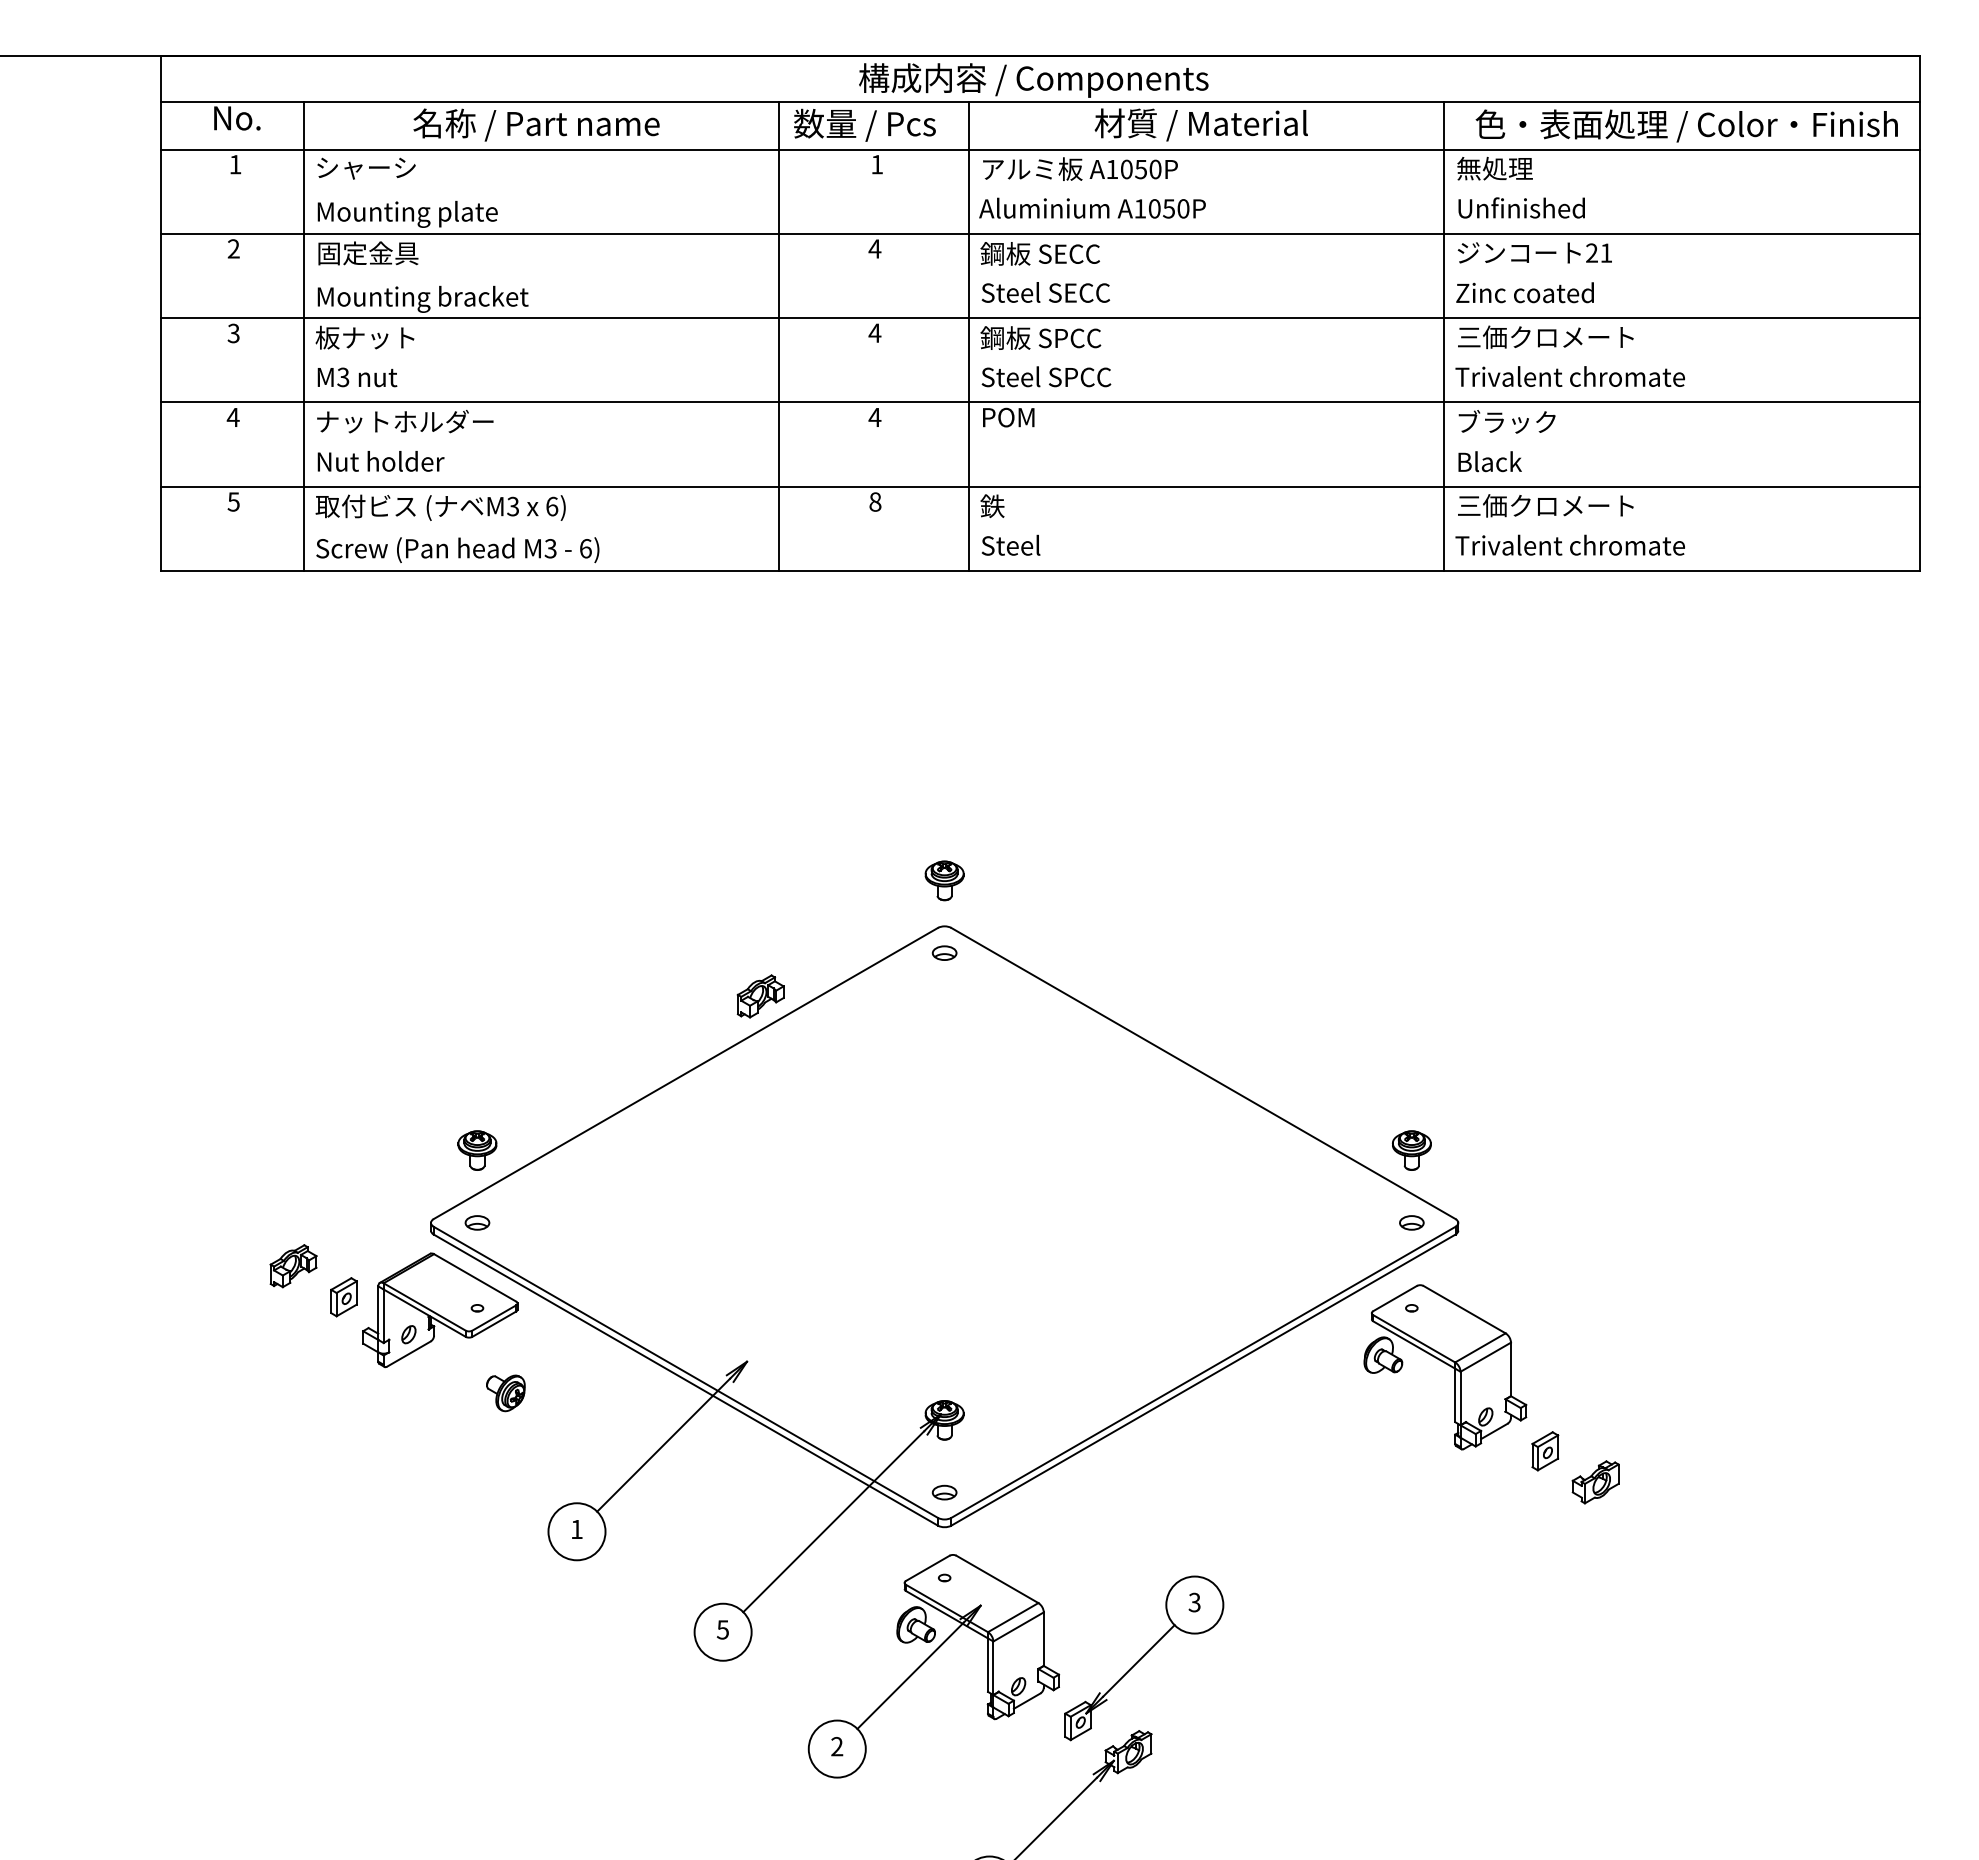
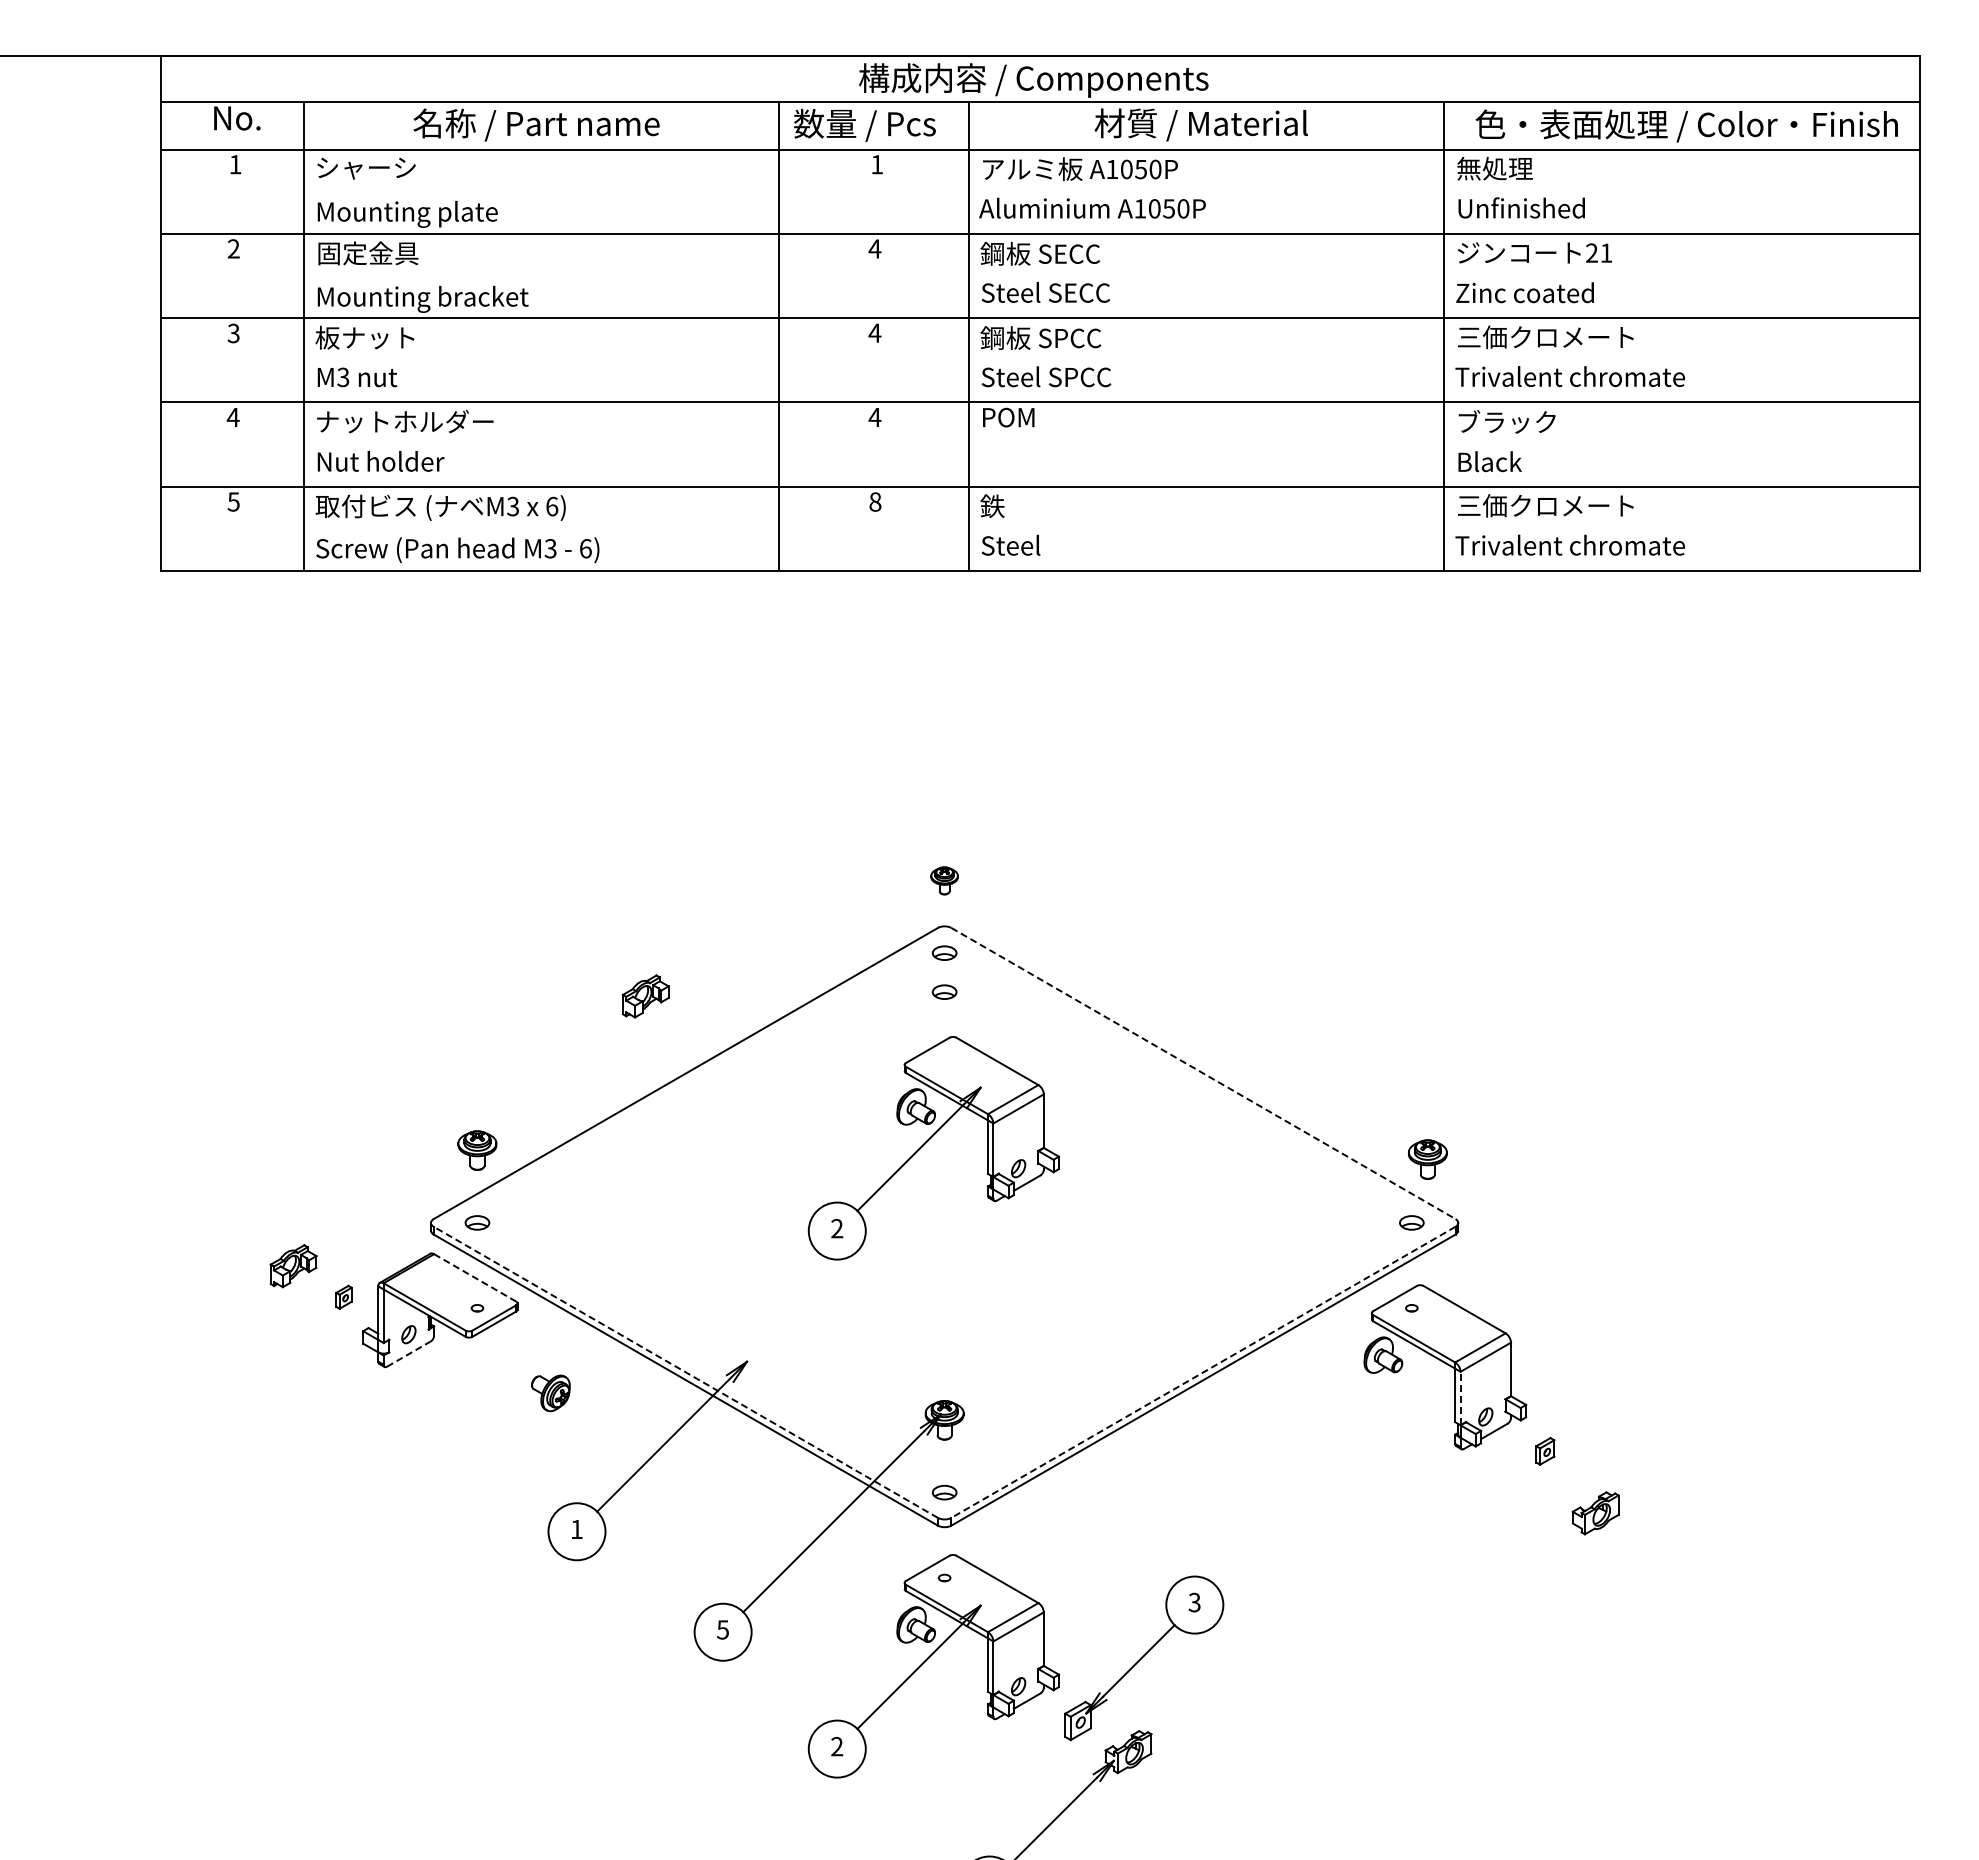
part size: 41x42 px -> 29x30 px (944, 880)
part: none -> present (944, 991)
part position: (760, 996) -> (645, 996) (645, 996)
line: solid -> dashed (1203, 1073)
part: none -> present (927, 1142)
part position: (1411, 1150) -> (1427, 1159) (1427, 1159)
line: solid -> dashed (475, 1278)
part size: 28x41 px -> 18x26 px (343, 1296)
line: solid -> dashed (409, 1353)
line: solid -> dashed (685, 1372)
line: solid -> dashed (1203, 1372)
part position: (505, 1393) -> (550, 1393) (550, 1393)
line: solid -> dashed (1460, 1398)
part size: 29x41 px -> 21x30 px (1545, 1450)
part position: (1595, 1482) -> (1595, 1513) (1595, 1513)
